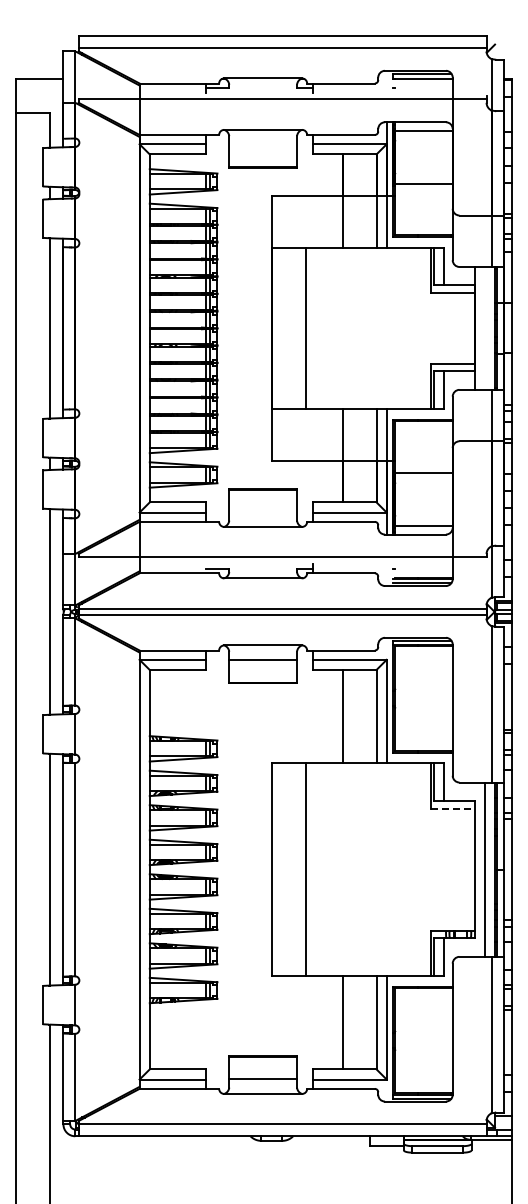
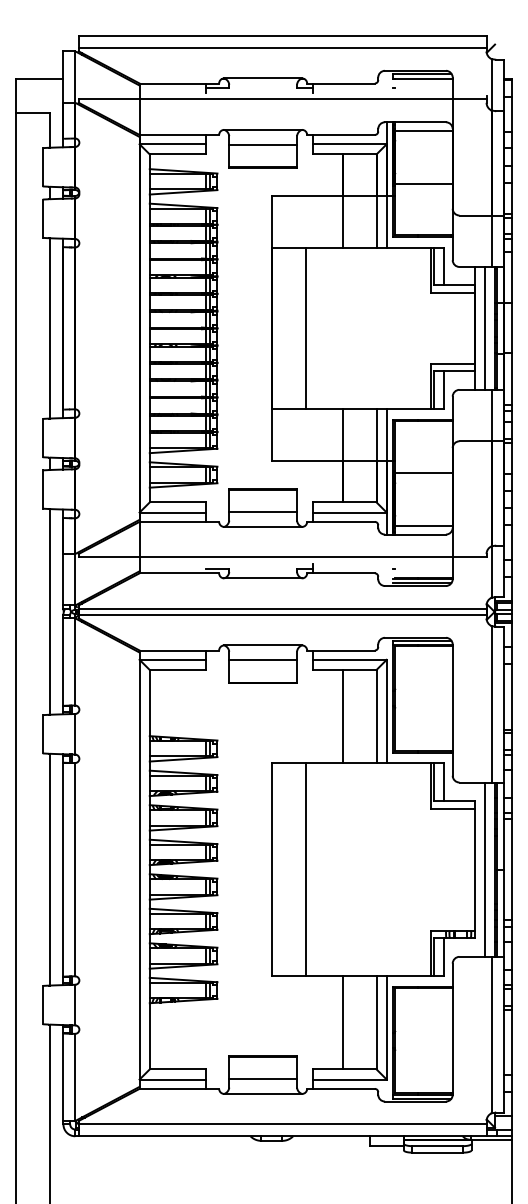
line: none -> present (263, 144)
line: none -> present (484, 327)
line: none -> present (263, 512)
line: dashed -> solid (453, 808)
